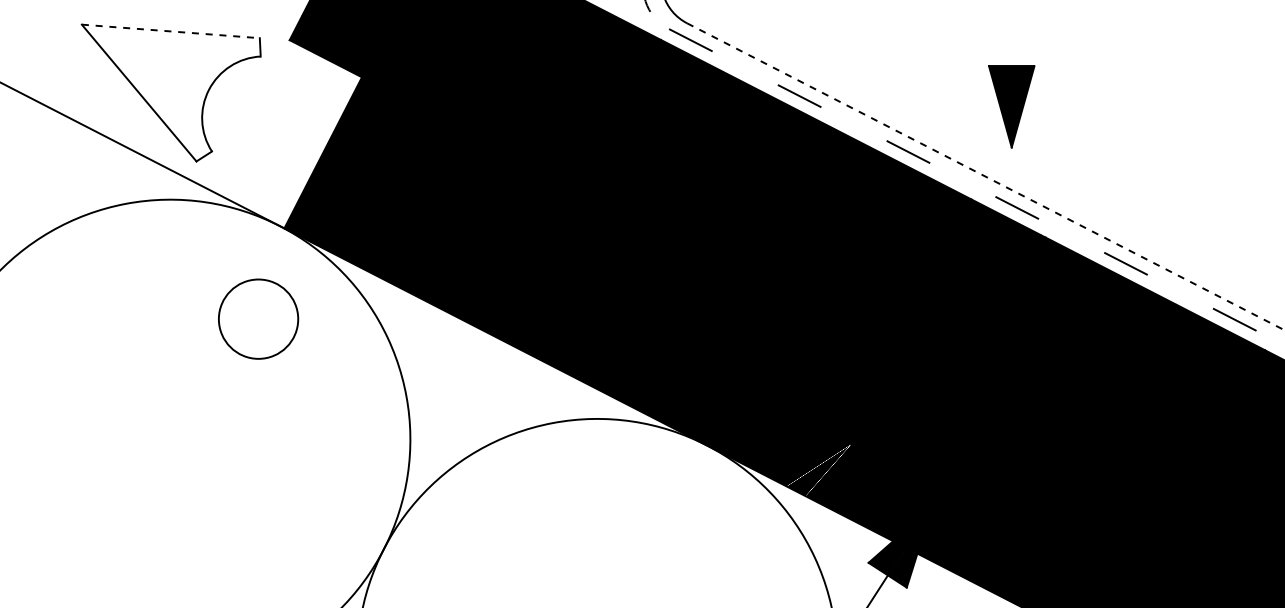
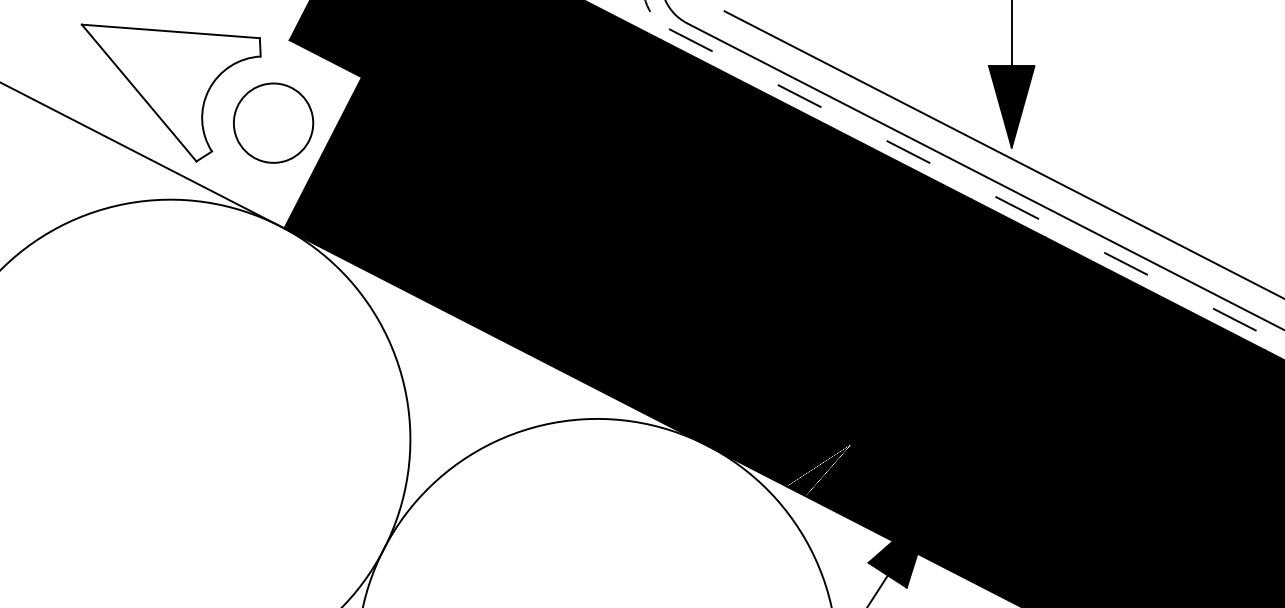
line: dashed -> solid (171, 31)
line: none -> present (1011, 34)
line: none -> present (1002, 154)
line: dashed -> solid (985, 176)
circle position: (258, 318) -> (273, 122) (273, 122)
